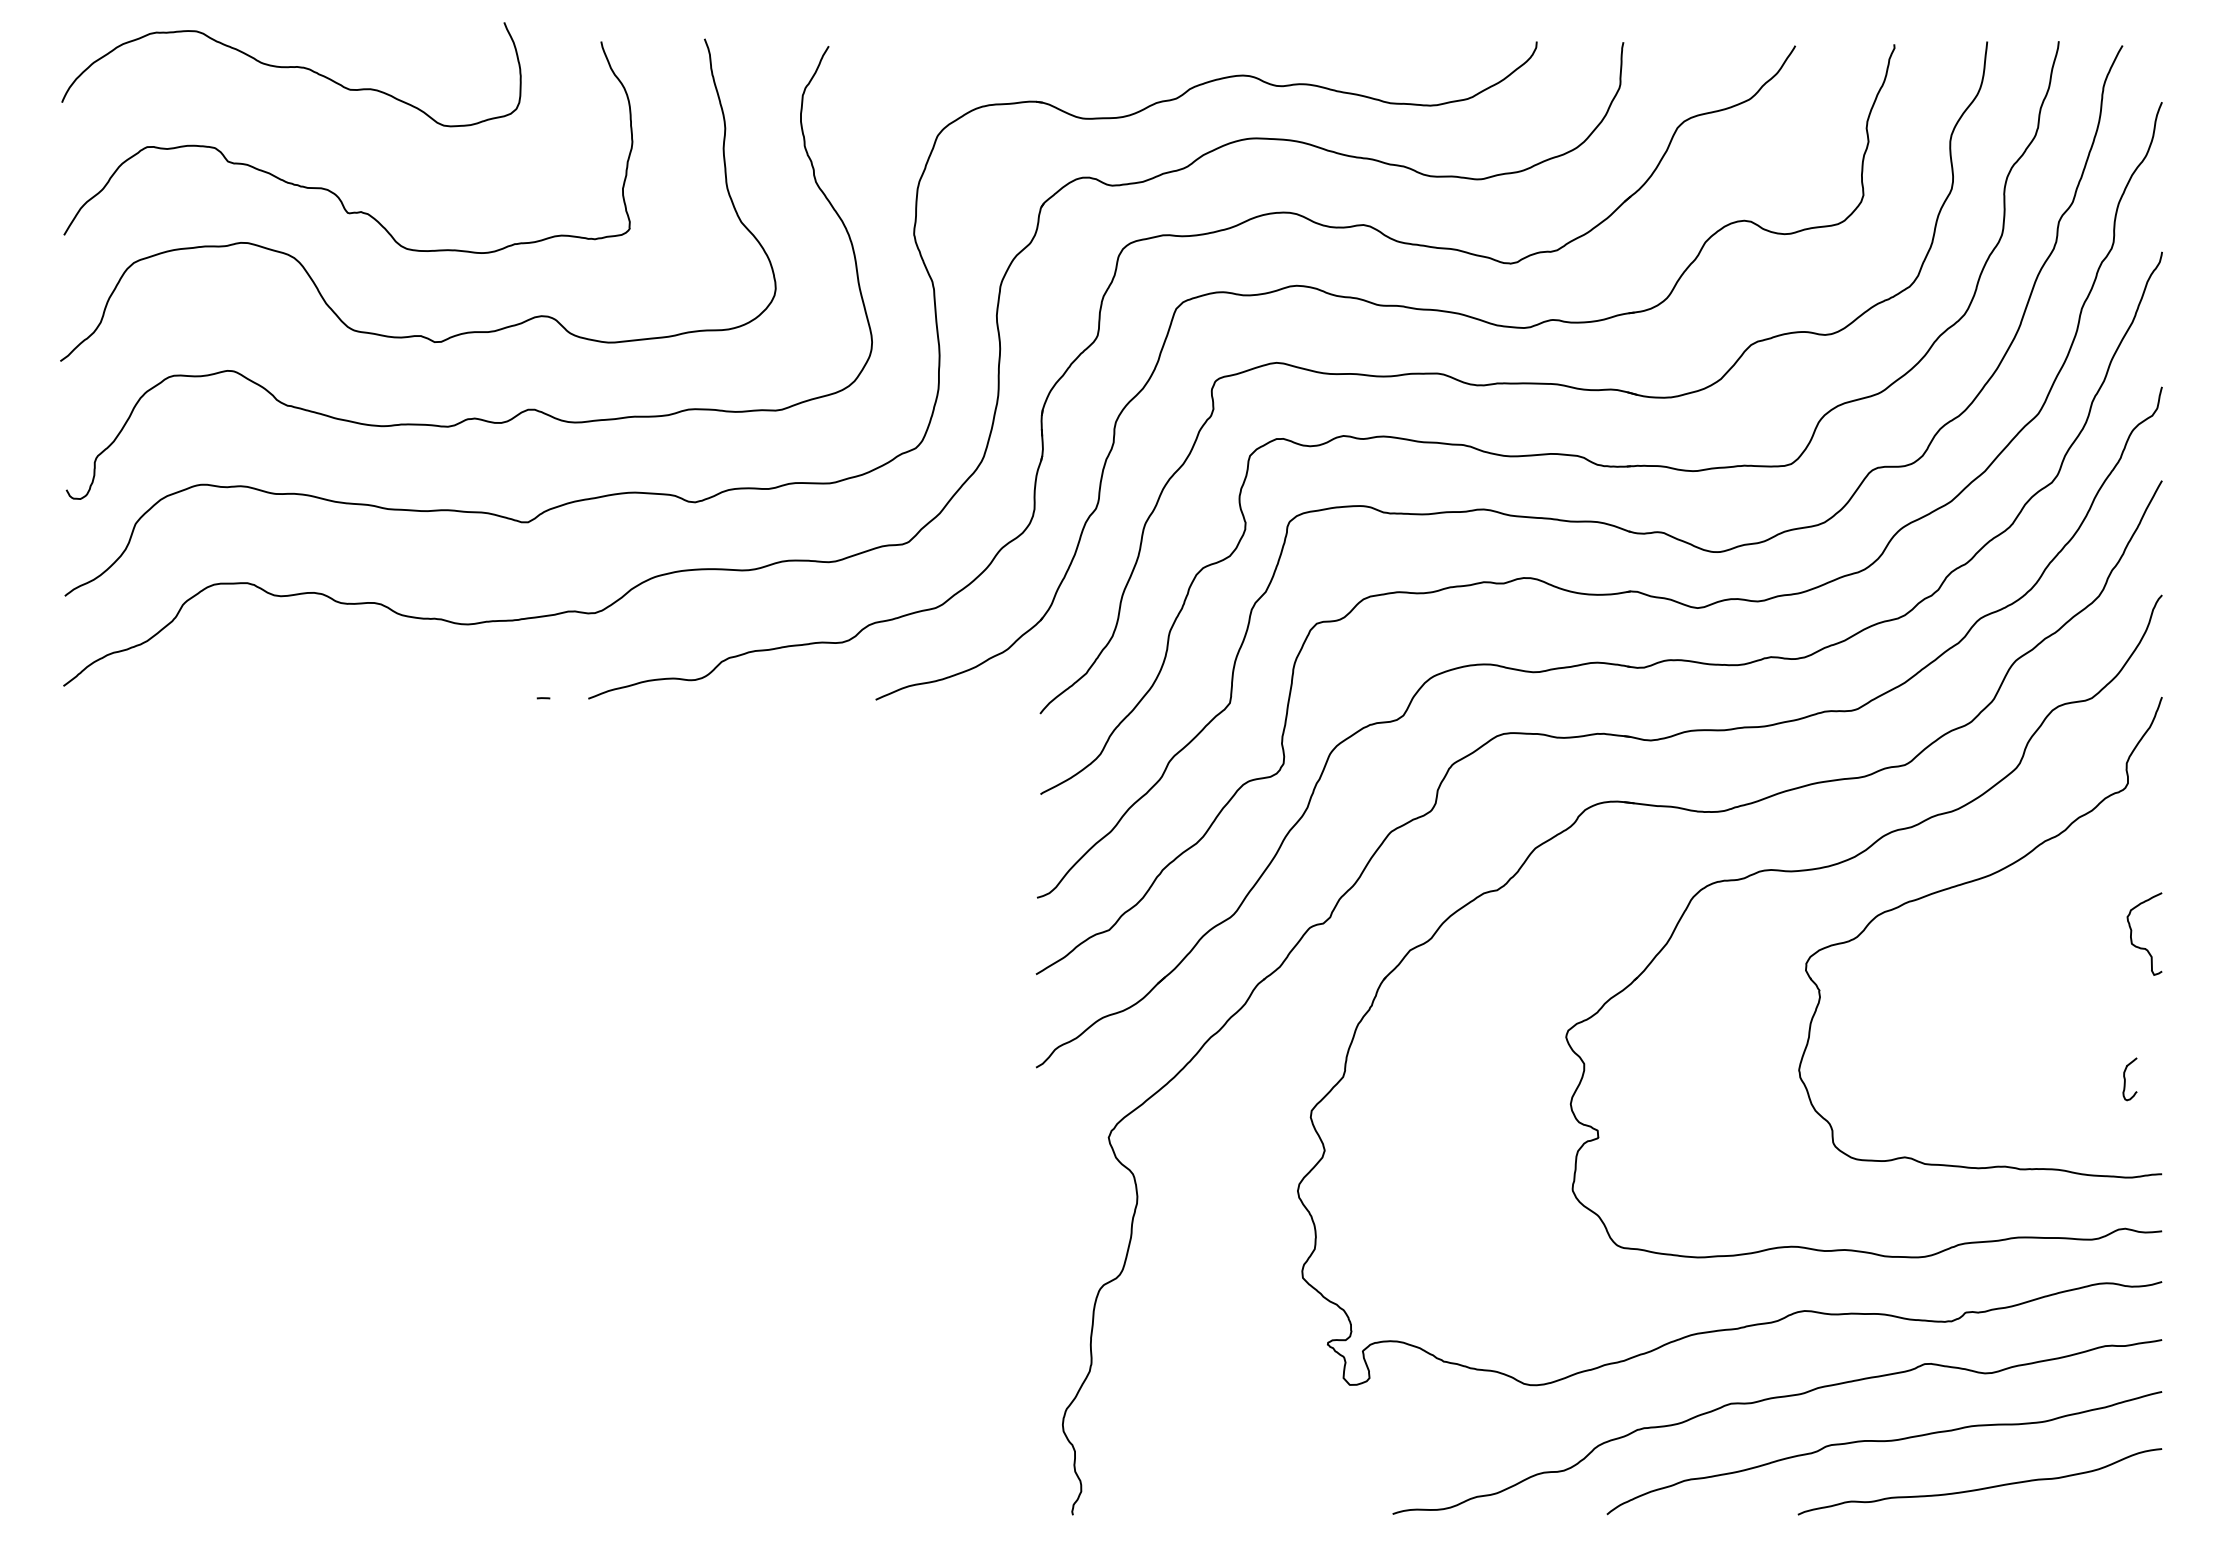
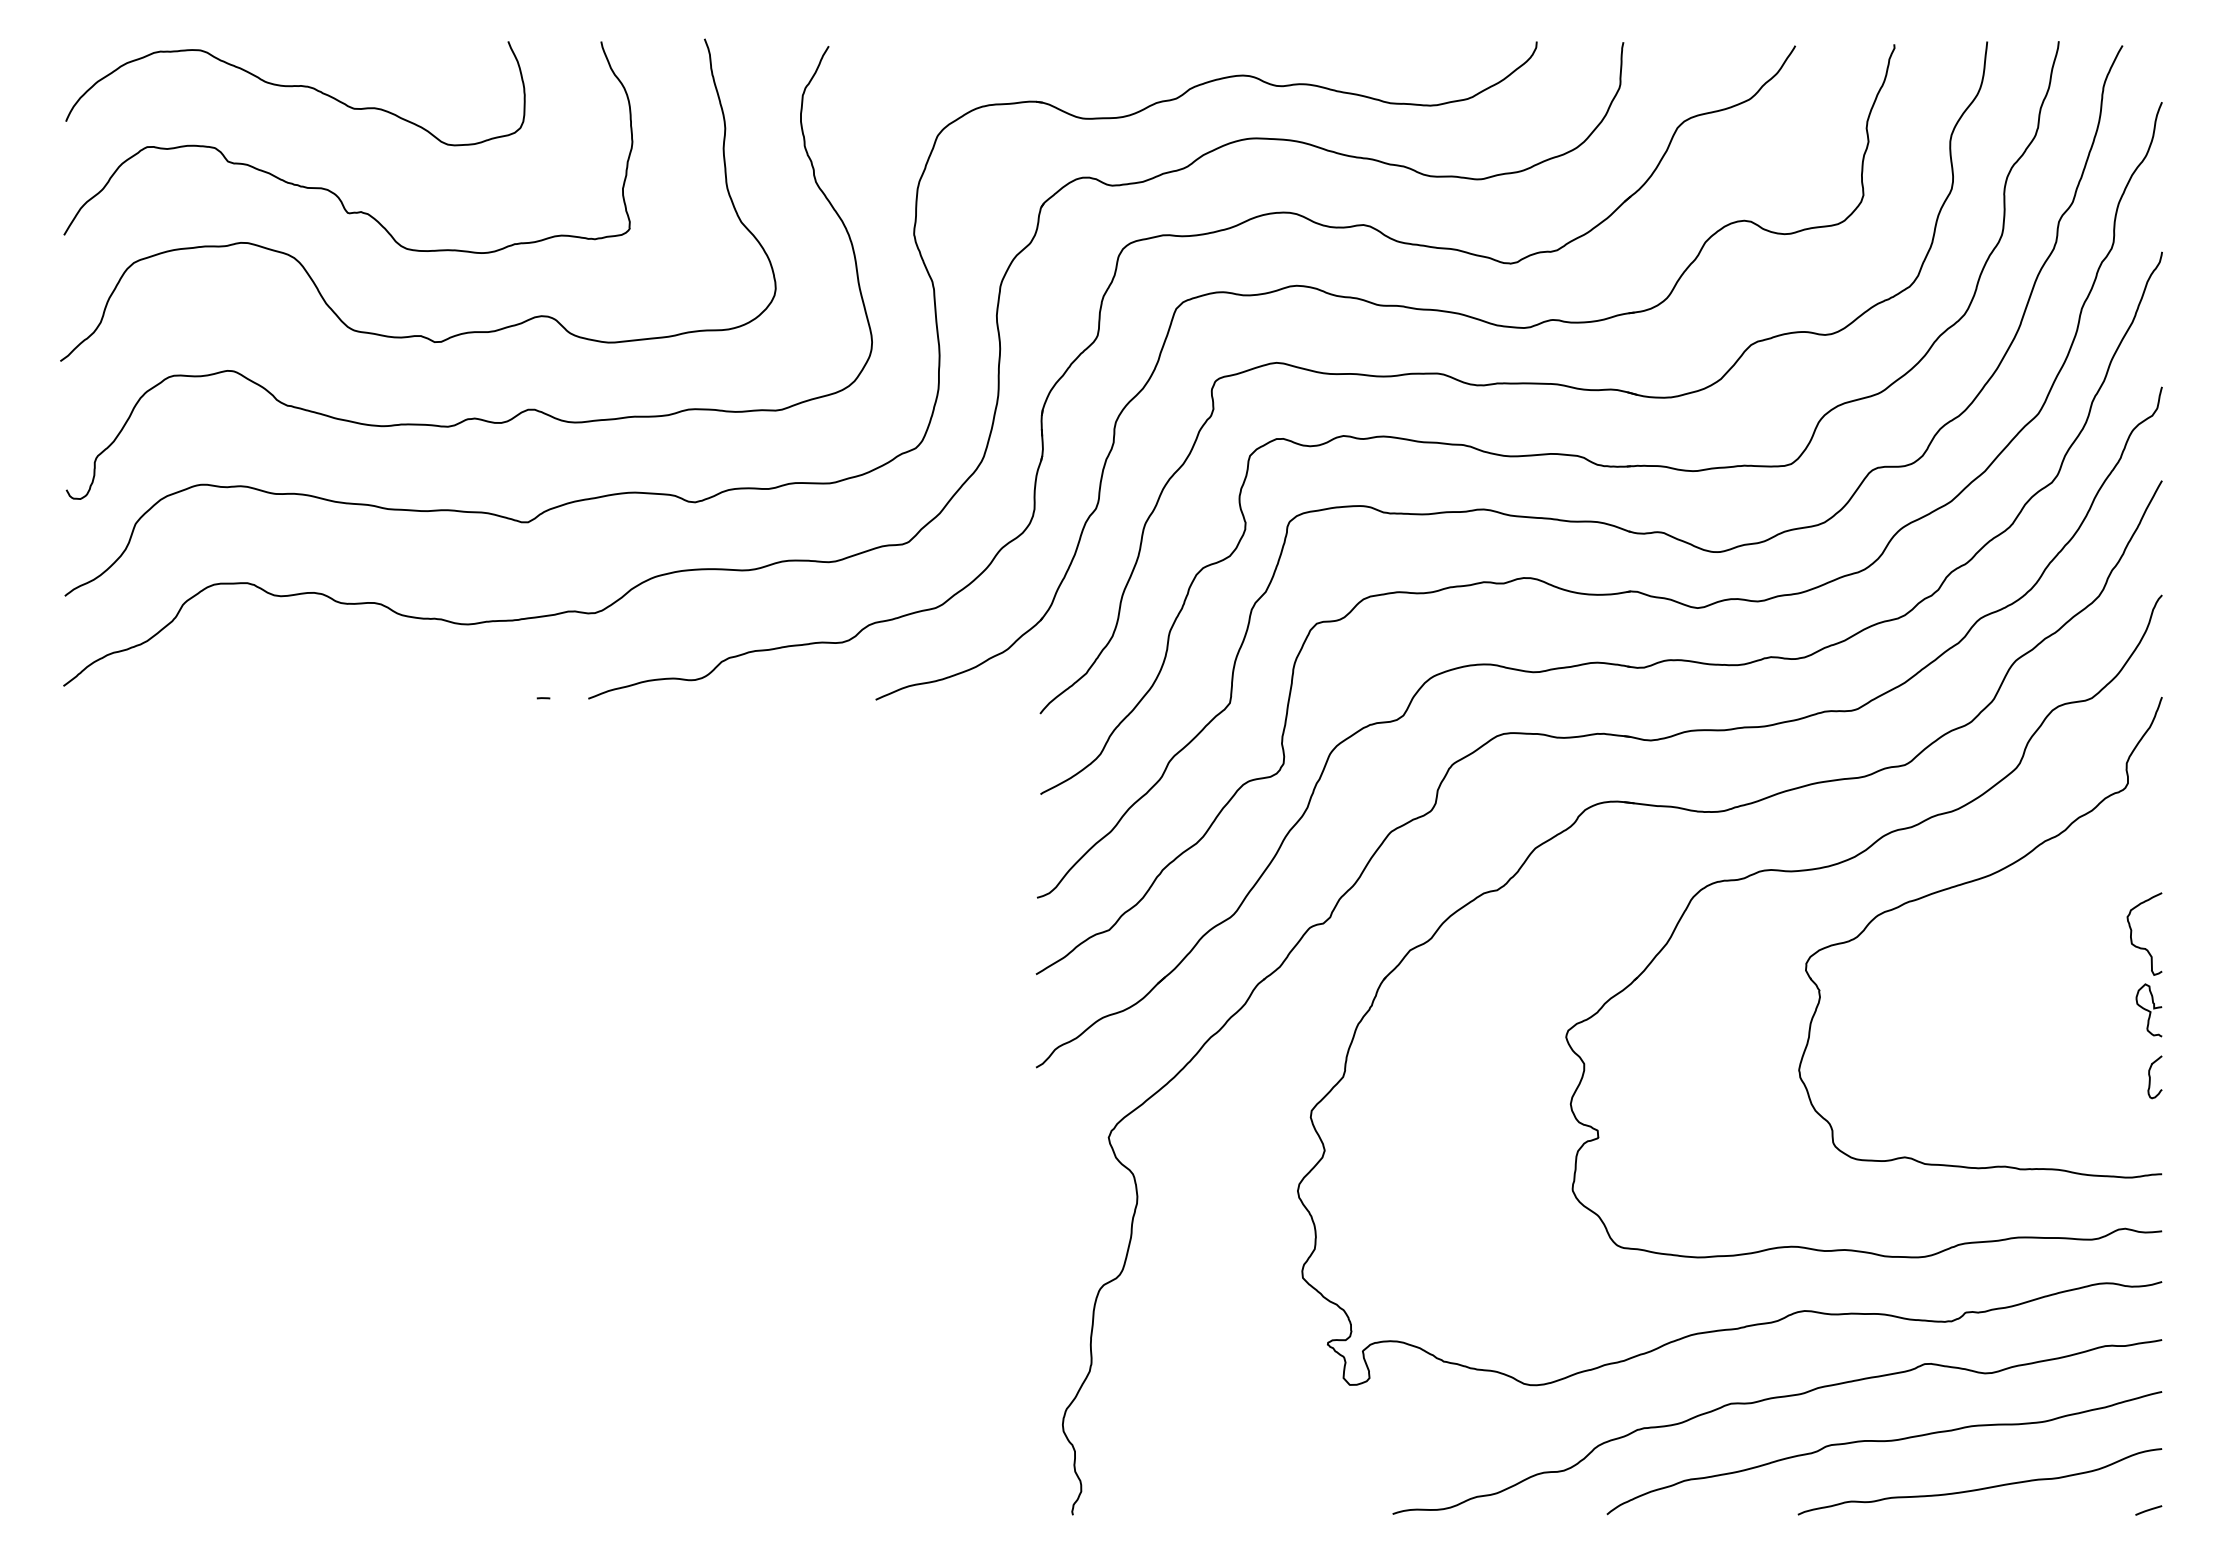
curve position: (288, 68) -> (292, 87) (292, 87)
curve: none -> present (2148, 1010)
curve position: (2125, 1079) -> (2150, 1077) (2150, 1077)
line: none -> present (2148, 1510)
